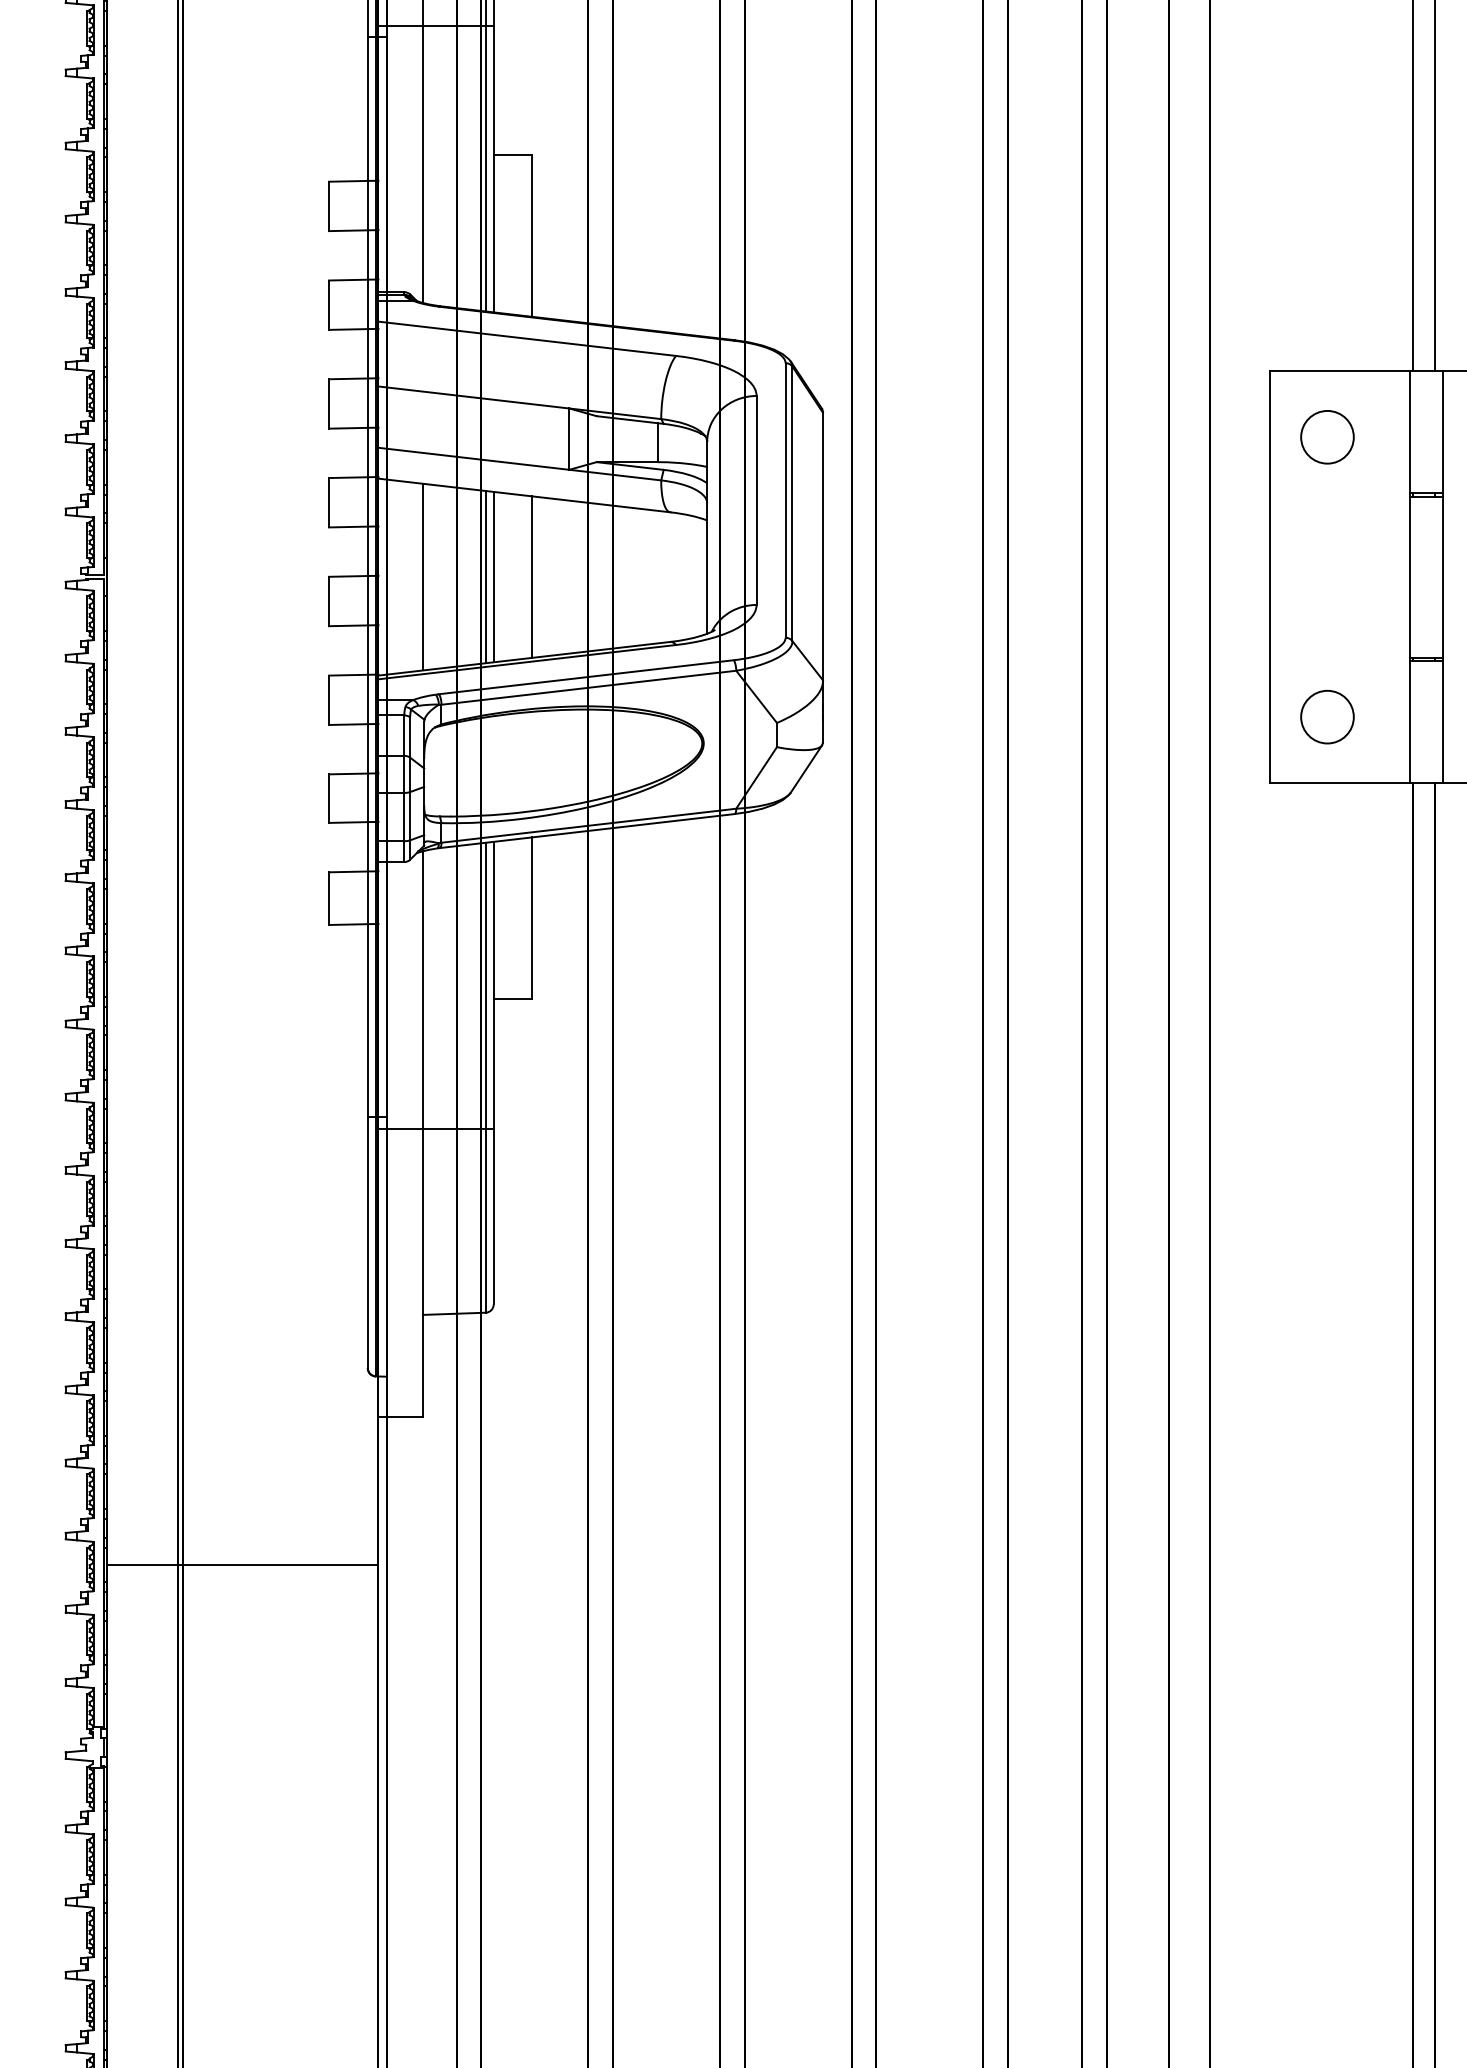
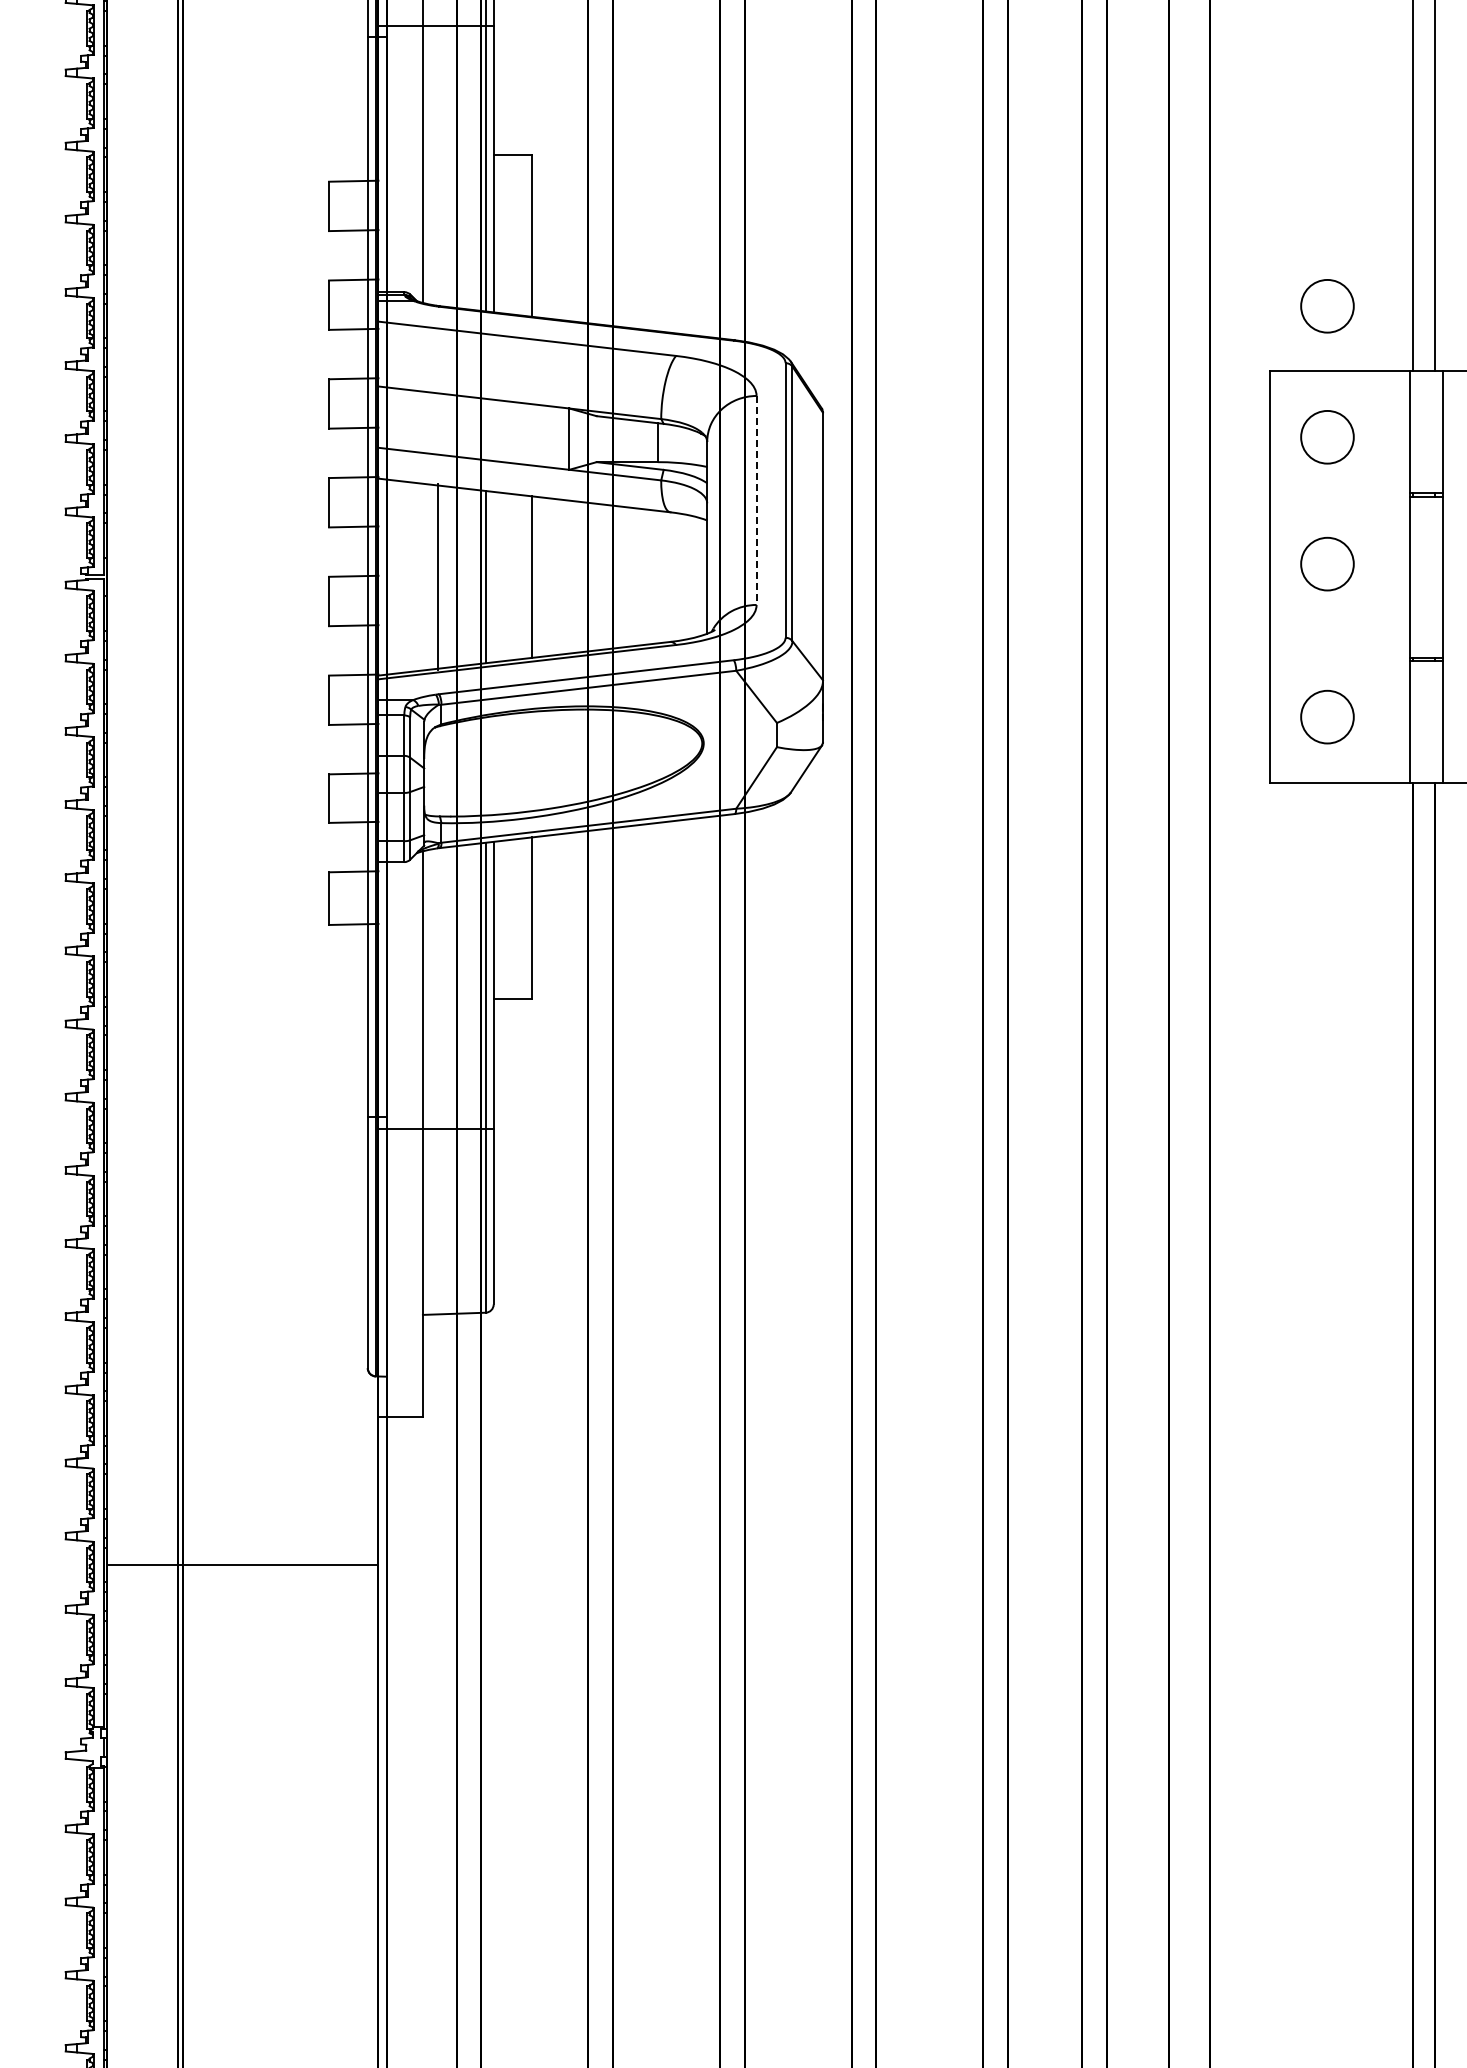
circle: none -> present (1327, 306)
line: solid -> dashed (756, 500)
circle: none -> present (1327, 563)
line position: (422, 576) -> (437, 576) (437, 576)
line: present -> none (493, 576)
